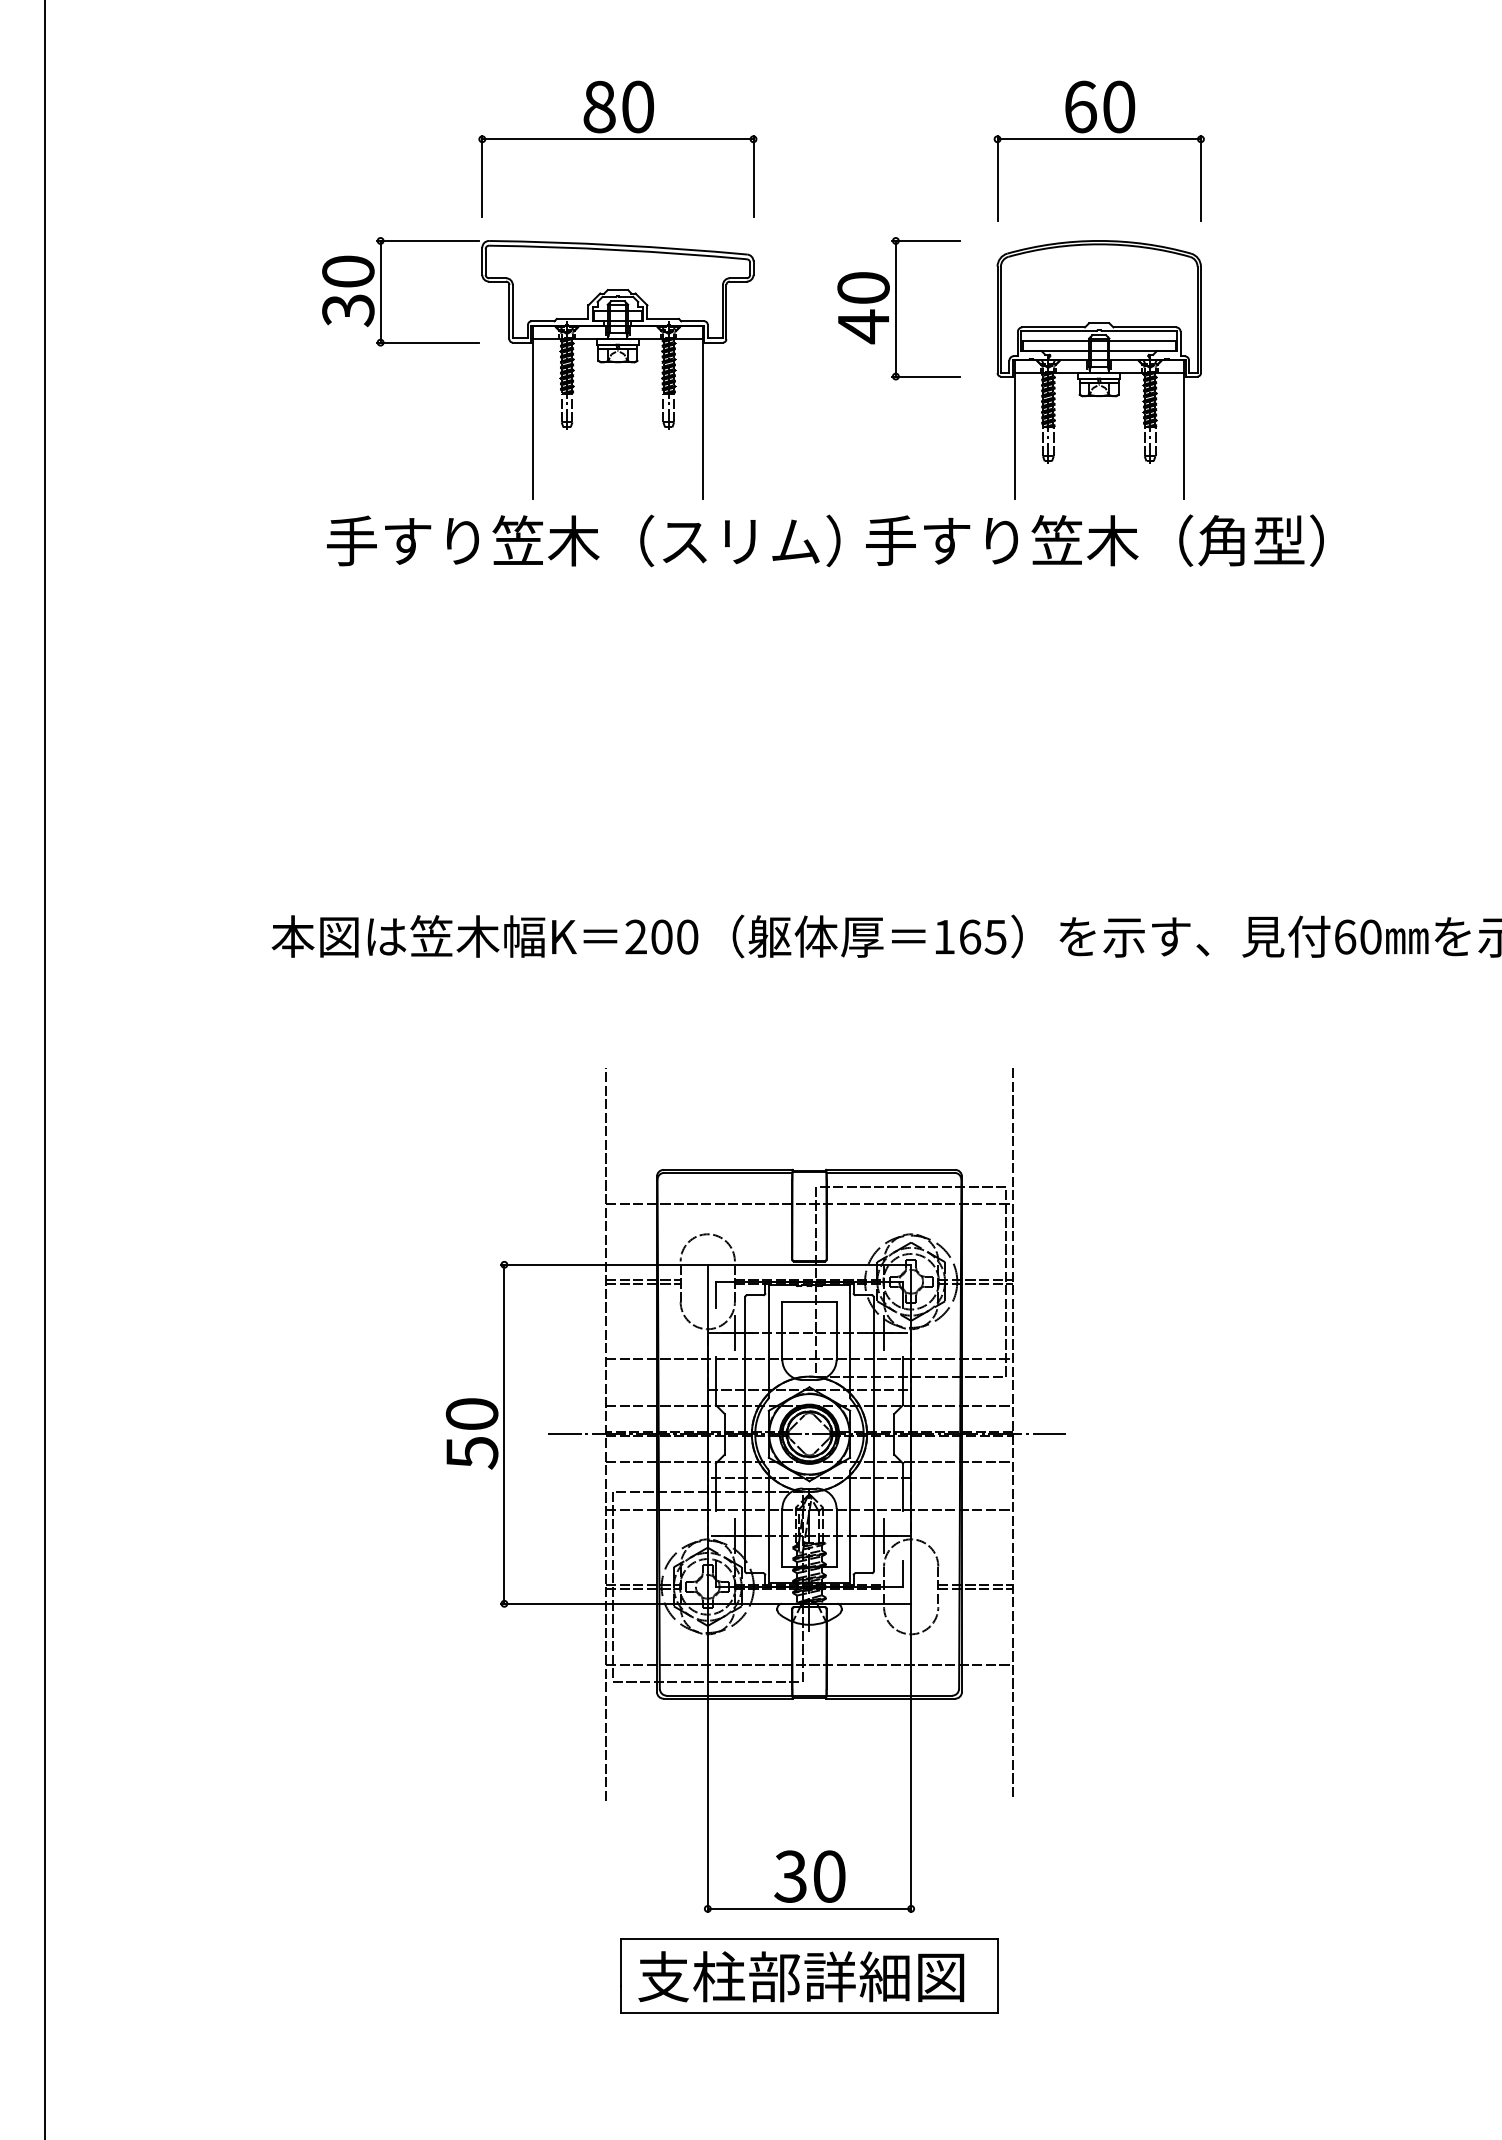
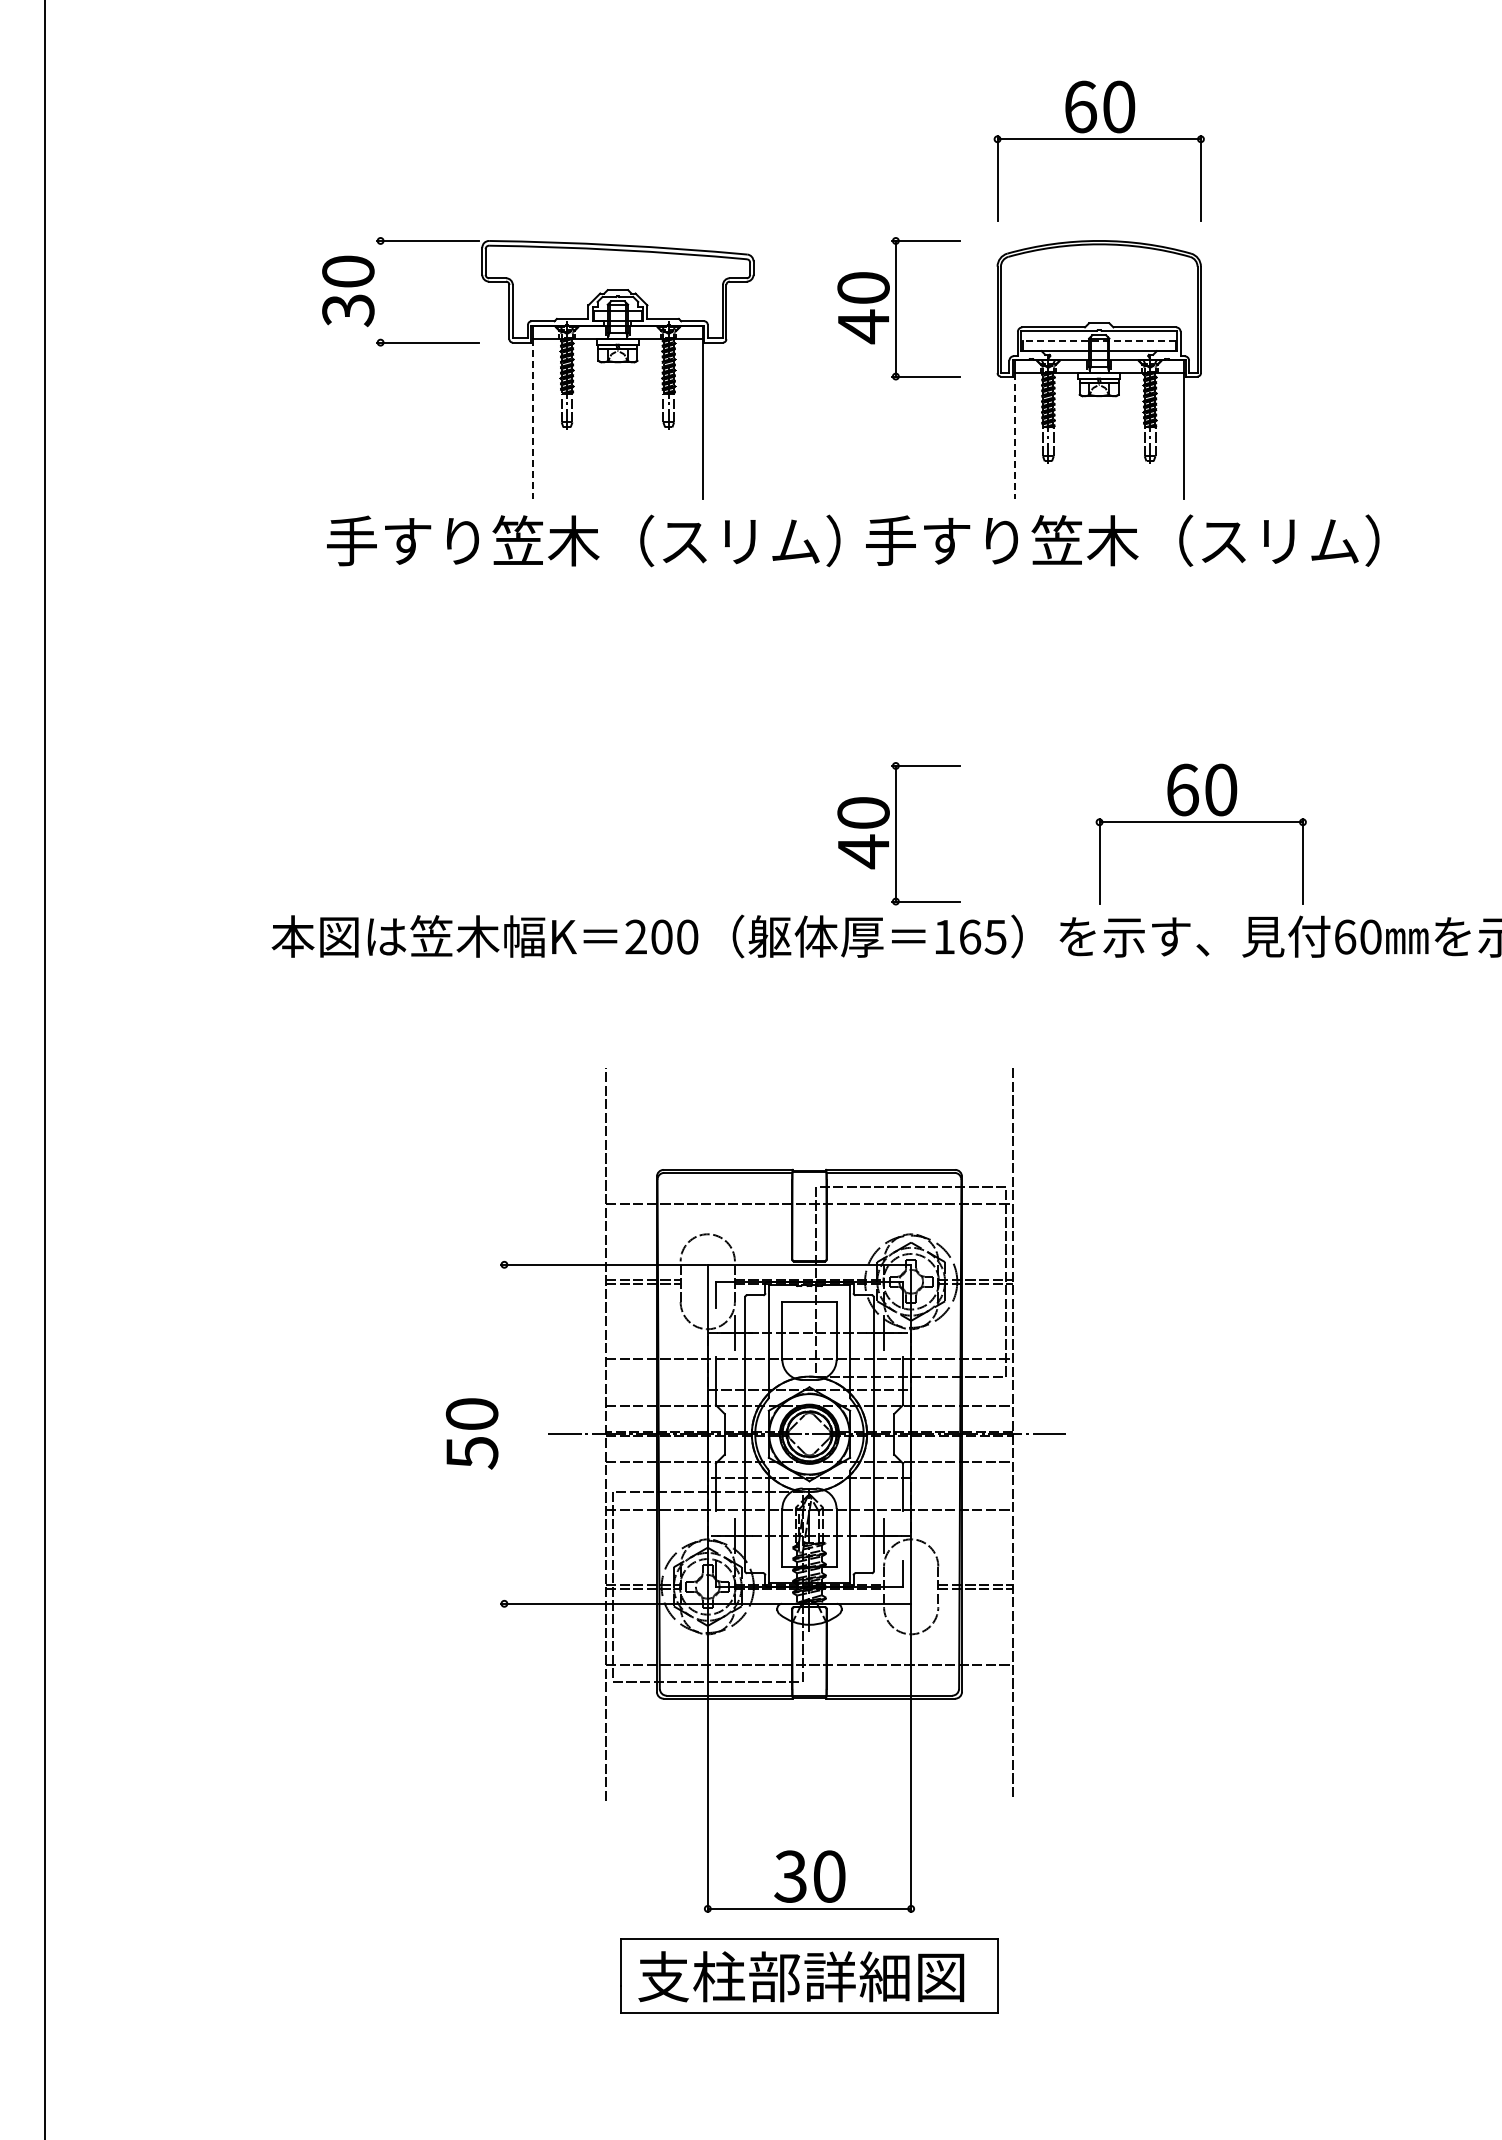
part: present -> none (617, 139)
line: present -> none (380, 291)
line: solid -> dashed (1098, 340)
line: solid -> dashed (533, 419)
line: solid -> dashed (1014, 436)
text: 手すり笠木（角型） -> 手すり笠木（スリム） (1288, 540)
part: none -> present (1200, 822)
part: none -> present (898, 833)
line: present -> none (504, 1433)
